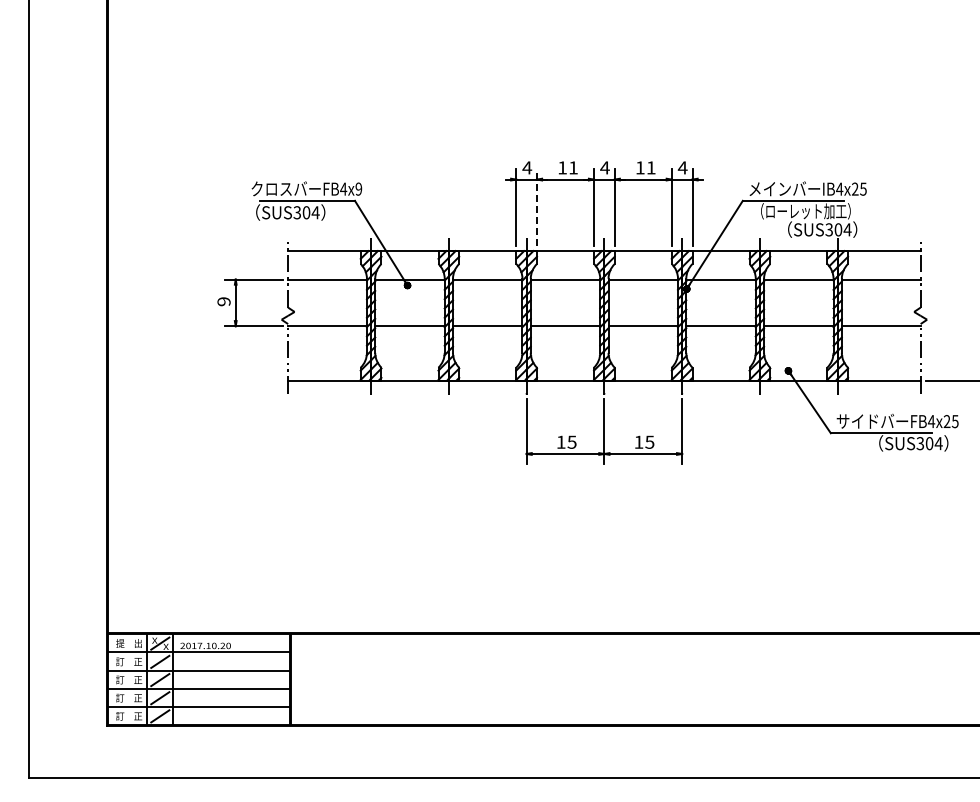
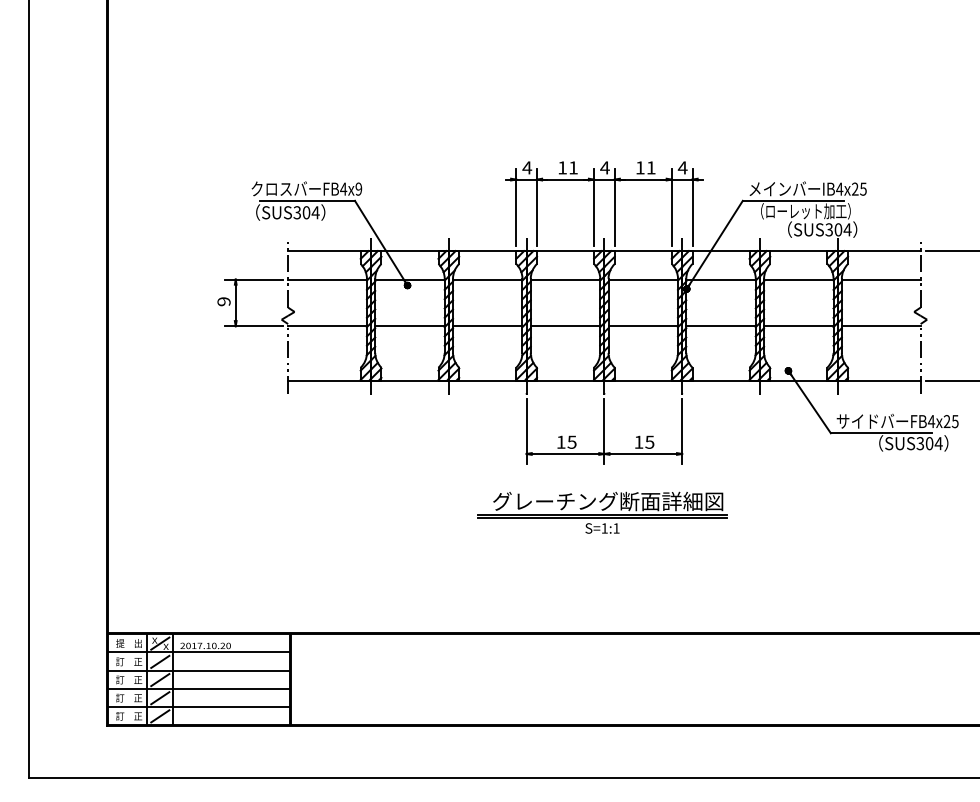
line: dashed -> solid (537, 207)
line: none -> present (950, 251)
part: none -> present (602, 512)
